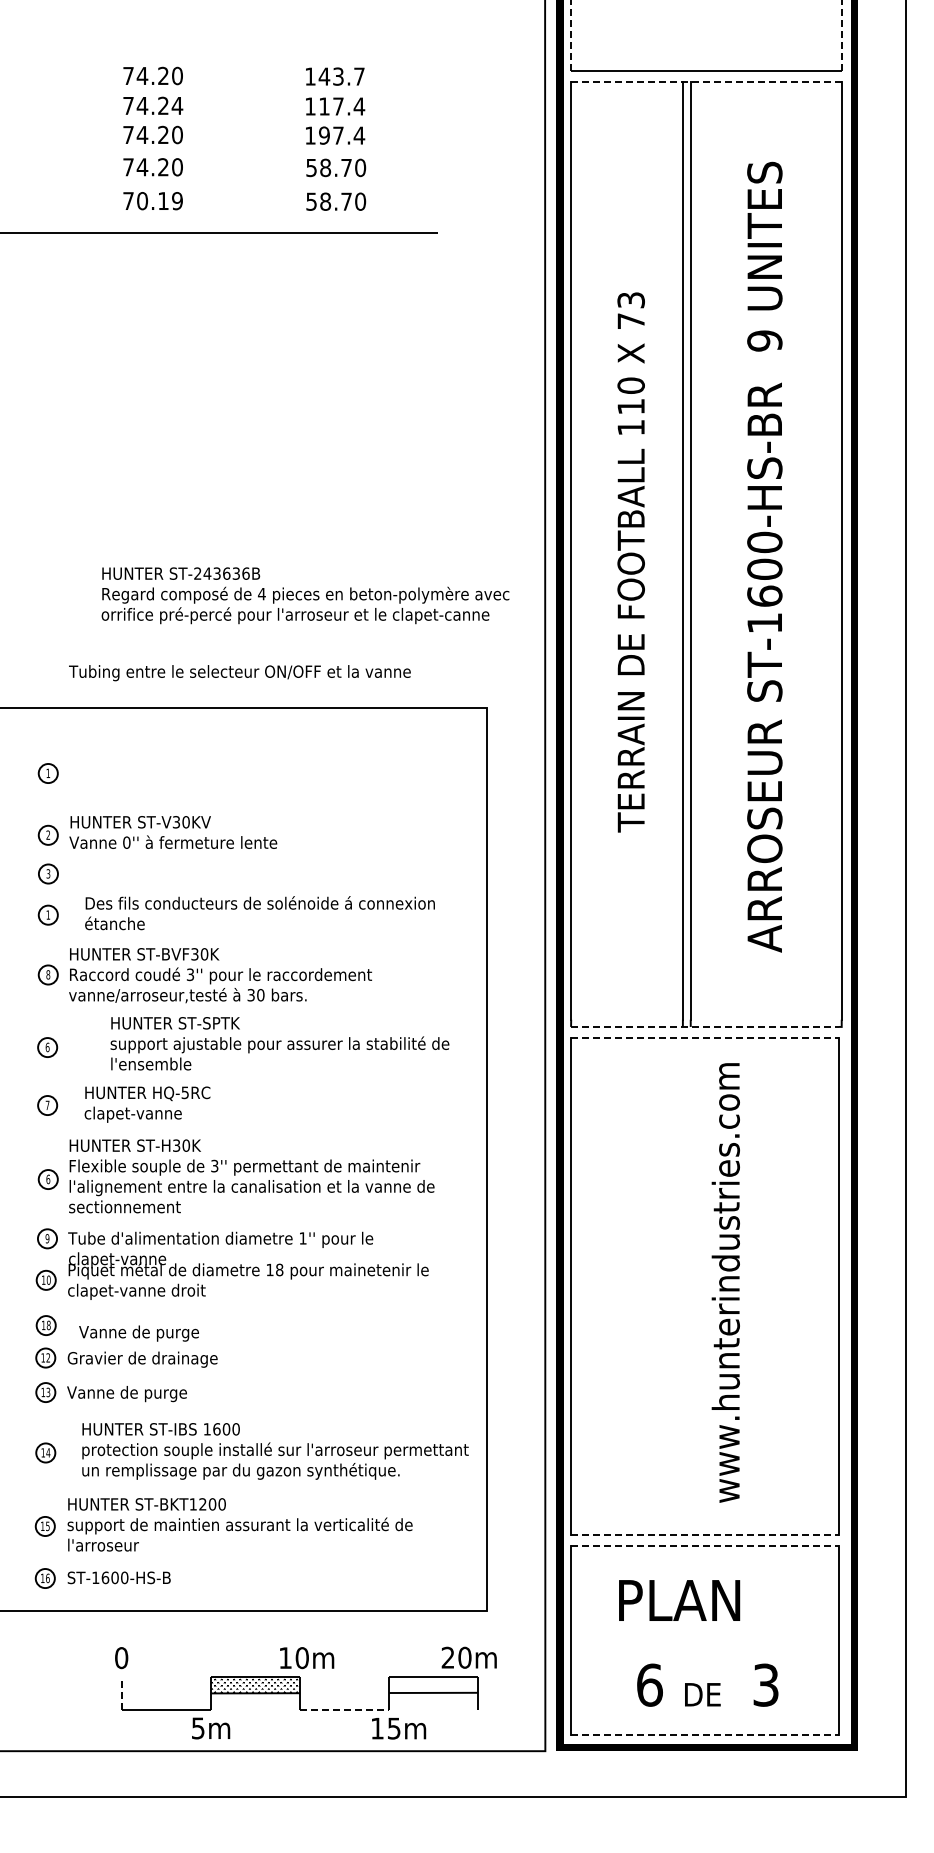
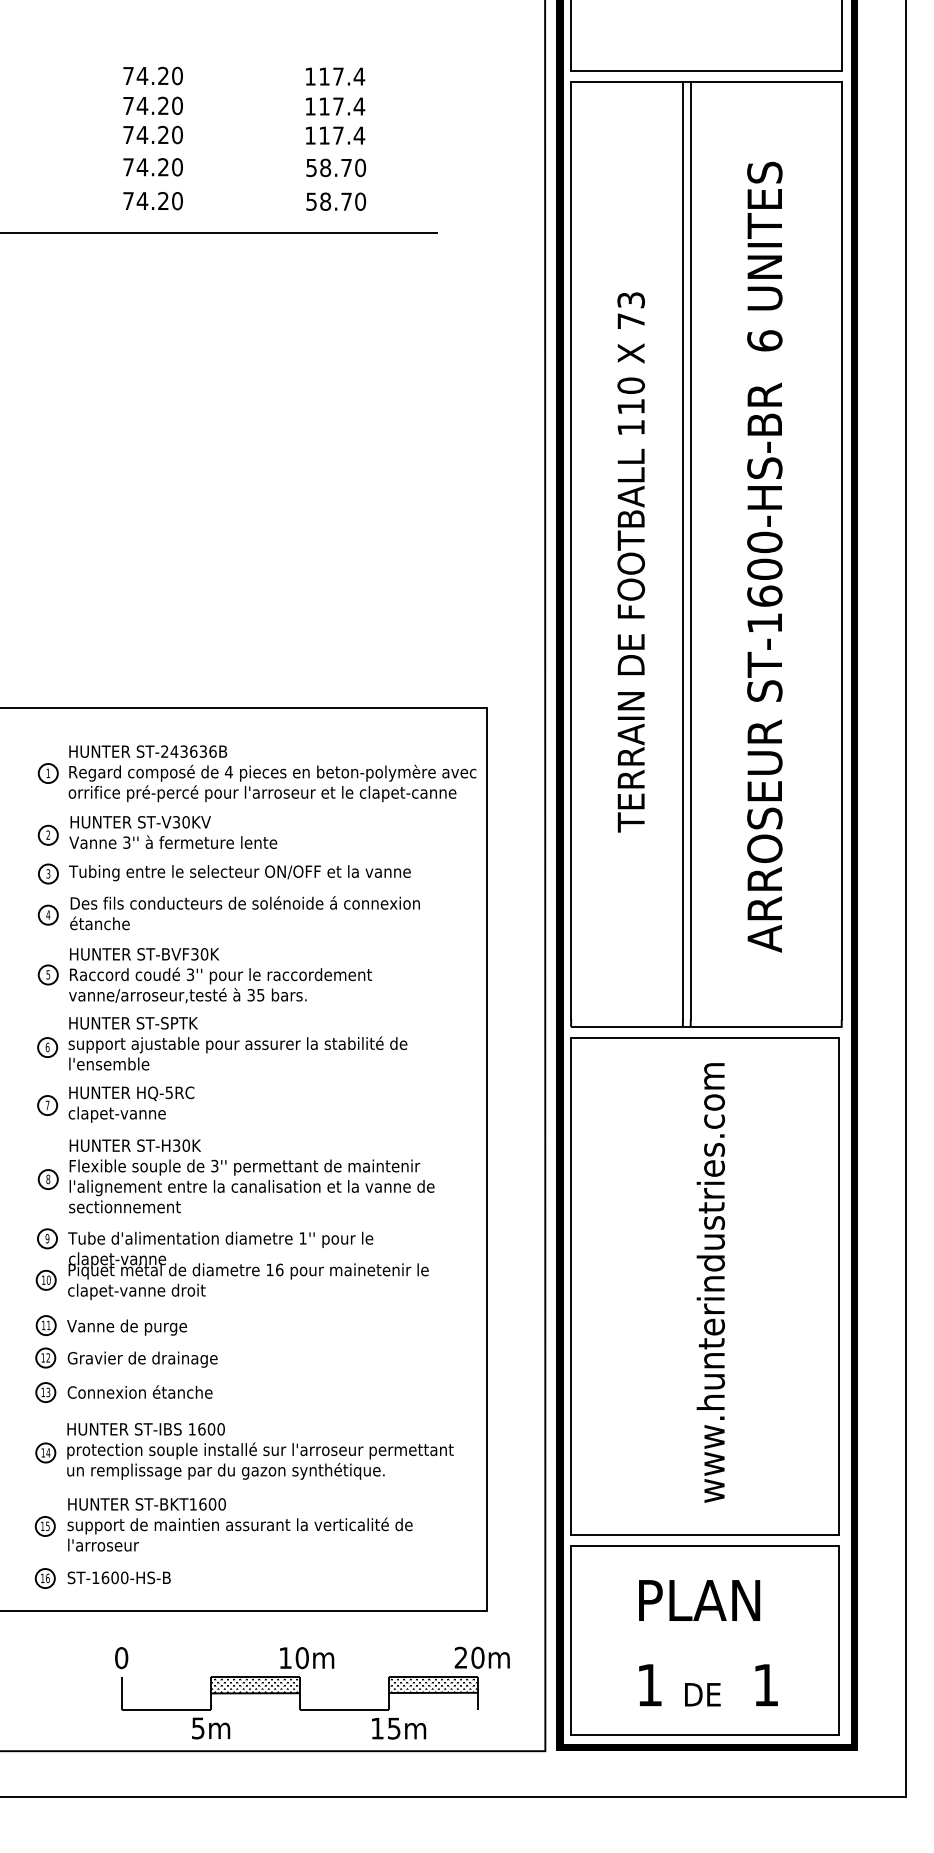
line: dashed -> solid (571, 35)
line: dashed -> solid (841, 35)
text: 143.7 -> 117.4 (341, 76)
line: dashed -> solid (705, 82)
text: 74.24 -> 74.20 (177, 105)
text: 197.4 -> 117.4 (324, 135)
text: 70.19 -> 74.20 (159, 201)
text: 9 -> 6 (764, 340)
text position: (305, 595) -> (272, 773) (272, 773)
text position: (239, 673) -> (239, 873) (239, 873)
text: 0'' -> 3'' (126, 842)
text position: (259, 913) -> (244, 913) (244, 913)
text: 1 -> 4 (48, 914)
text: 8 -> 5 (48, 974)
text: 30 -> 35 (260, 995)
line: dashed -> solid (705, 1026)
line: dashed -> solid (705, 1038)
text position: (279, 1043) -> (237, 1043) (237, 1043)
text position: (147, 1104) -> (131, 1104) (131, 1104)
text: 6 -> 8 (48, 1178)
text: 18 -> 16 (279, 1269)
text position: (725, 1282) -> (710, 1282) (710, 1282)
text: 18 -> 11 (48, 1325)
text position: (138, 1333) -> (126, 1327) (126, 1327)
text: Vanne de purge -> Connexion étanche (139, 1393)
text position: (275, 1451) -> (260, 1451) (260, 1451)
text: ST-BKT1200 -> ST-BKT1600 (202, 1504)
line: dashed -> solid (705, 1535)
line: dashed -> solid (705, 1546)
text position: (679, 1600) -> (699, 1600) (699, 1600)
text position: (468, 1657) -> (481, 1657) (481, 1657)
text: 6 -> 1 (649, 1684)
text: 3 -> 1 (765, 1684)
hatch: none -> present (433, 1685)
line: dashed -> solid (121, 1693)
line: dashed -> solid (344, 1710)
line: dashed -> solid (705, 1735)
